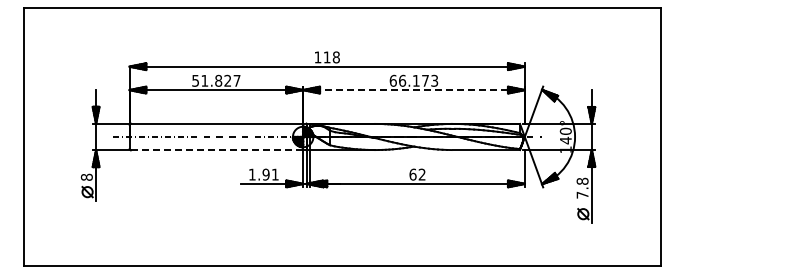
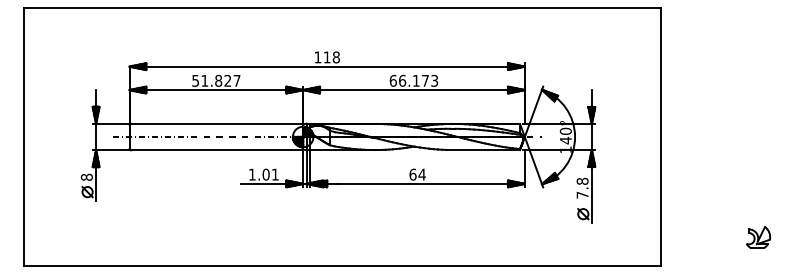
line: dashed -> solid (414, 90)
line: dashed -> solid (217, 150)
text: 1.91 -> 1.01 (265, 174)
text: 62 -> 64 (421, 174)
part: none -> present (758, 237)
